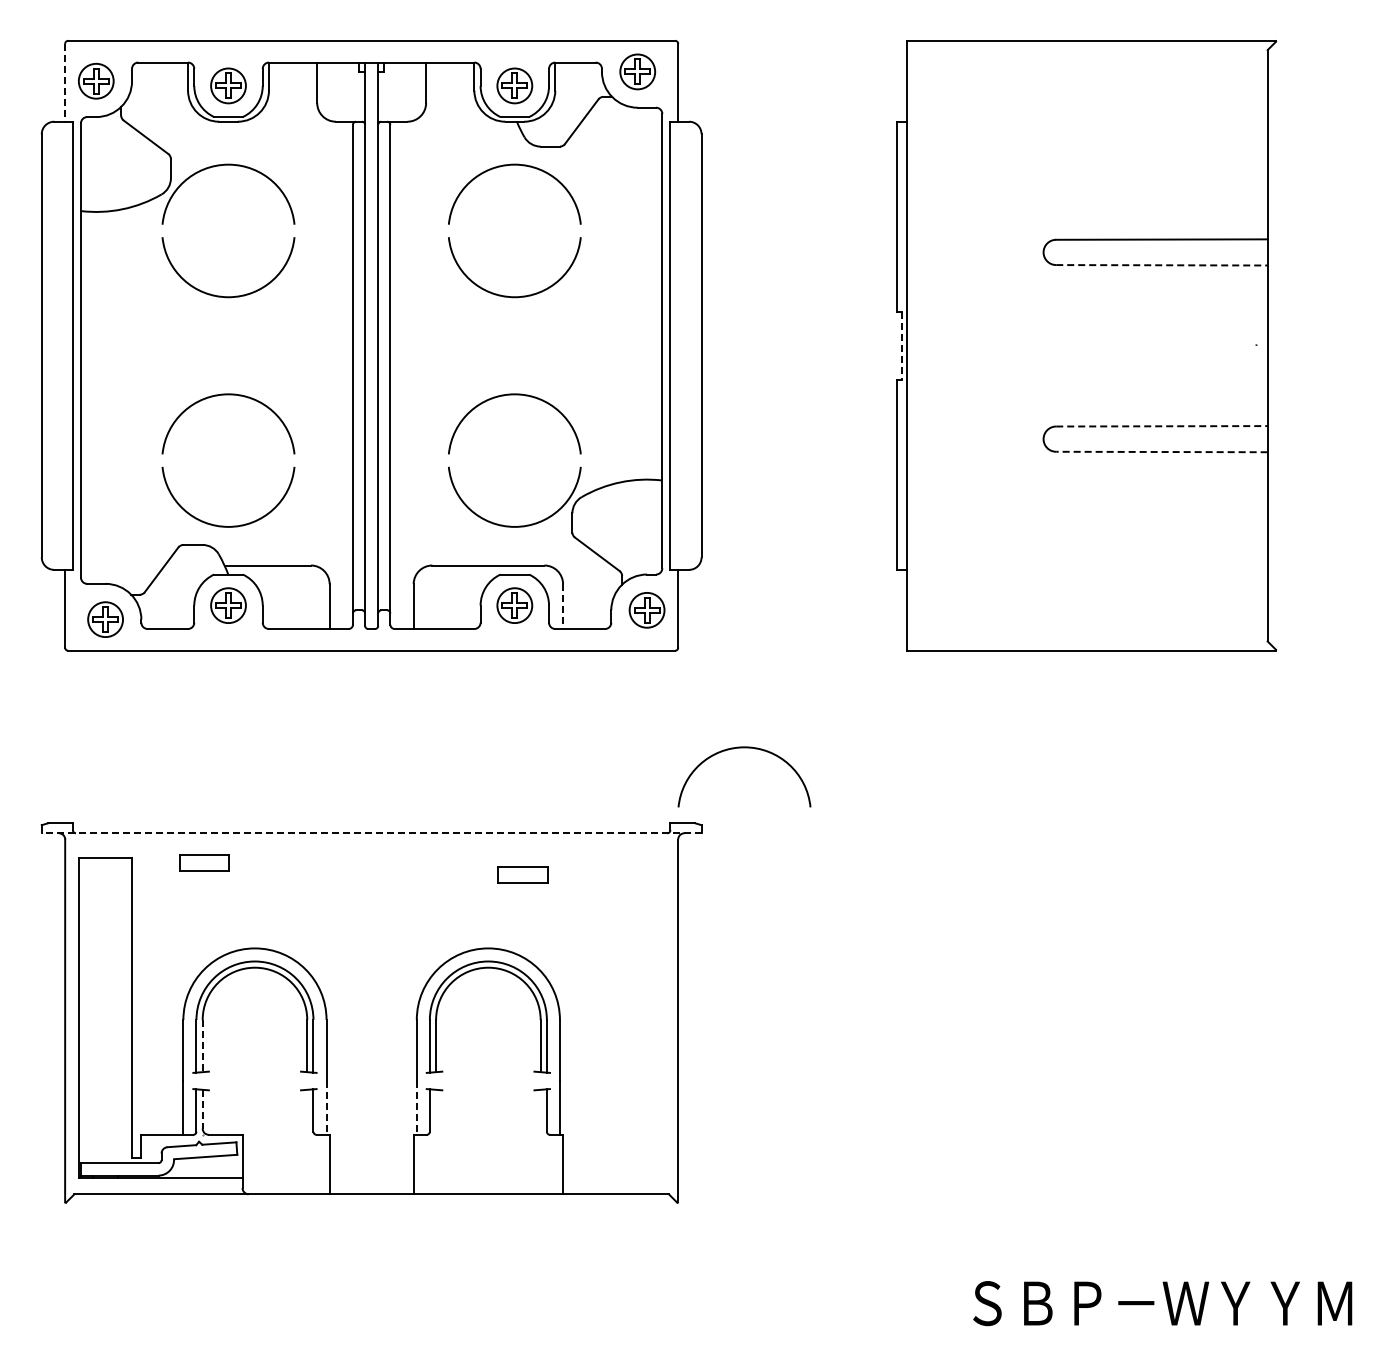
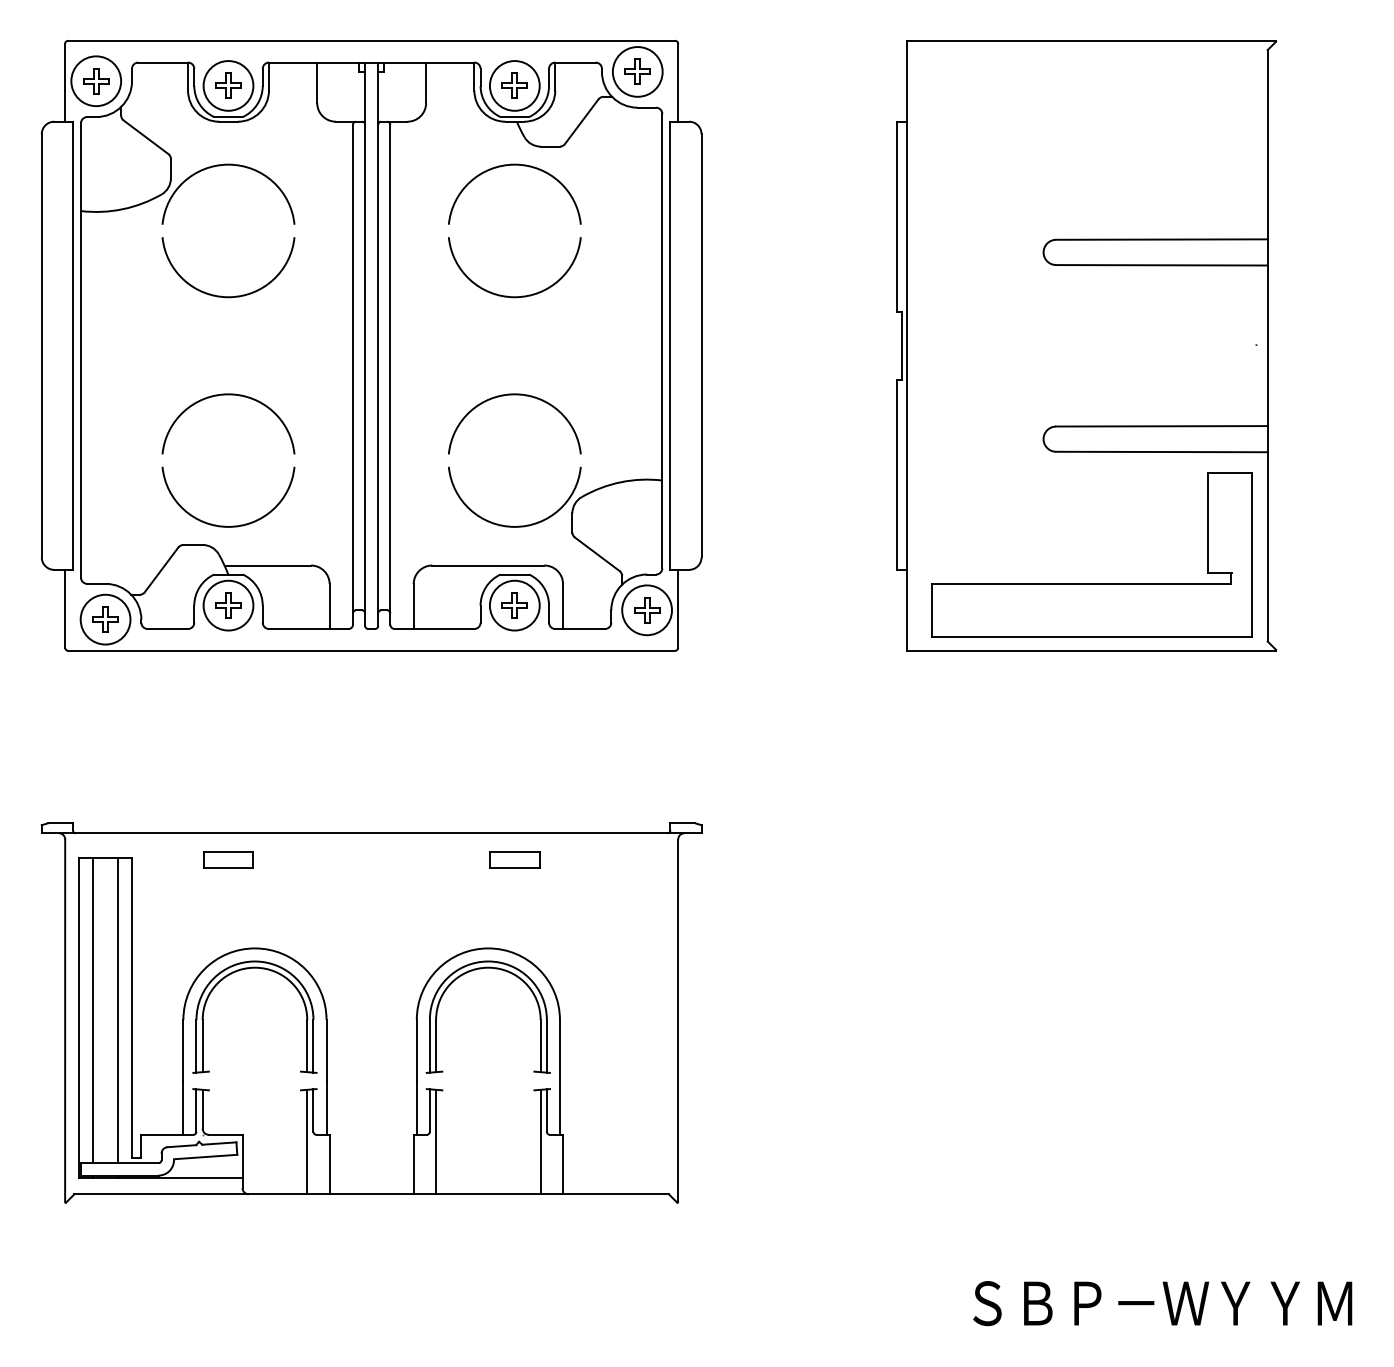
circle diameter: 35 px -> 50 px (637, 71)
circle diameter: 35 px -> 50 px (96, 81)
line: dashed -> solid (65, 82)
circle diameter: 35 px -> 50 px (228, 85)
circle diameter: 35 px -> 50 px (514, 85)
line: dashed -> solid (1161, 265)
line: dashed -> solid (901, 346)
line: dashed -> solid (1161, 426)
line: dashed -> solid (1161, 452)
part: none -> present (1091, 583)
circle diameter: 35 px -> 50 px (228, 605)
circle diameter: 35 px -> 50 px (514, 605)
line: dashed -> solid (563, 607)
circle diameter: 35 px -> 50 px (646, 610)
circle diameter: 35 px -> 50 px (105, 619)
arc: present -> none (744, 748)
line: dashed -> solid (371, 833)
part position: (204, 862) -> (228, 859) (228, 859)
part position: (522, 874) -> (514, 859) (514, 859)
line: none -> present (93, 1010)
line: none -> present (118, 1010)
line: dashed -> solid (202, 1046)
line: dashed -> solid (326, 1107)
line: dashed -> solid (416, 1107)
line: dashed -> solid (202, 1109)
line: none -> present (307, 1141)
line: none -> present (436, 1141)
line: none -> present (540, 1141)
